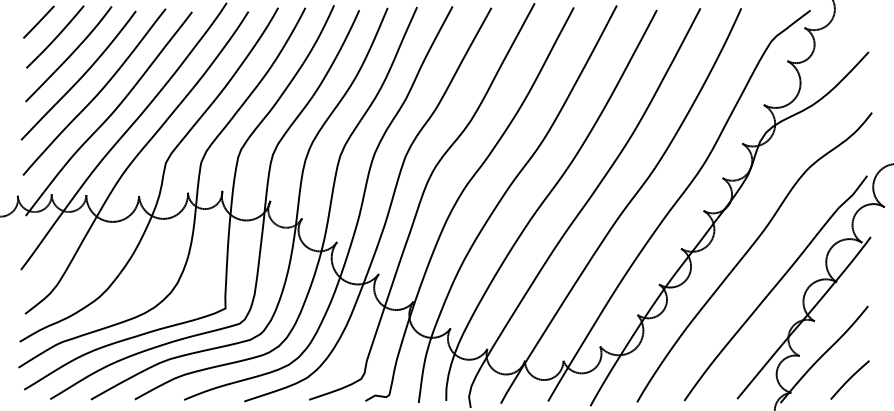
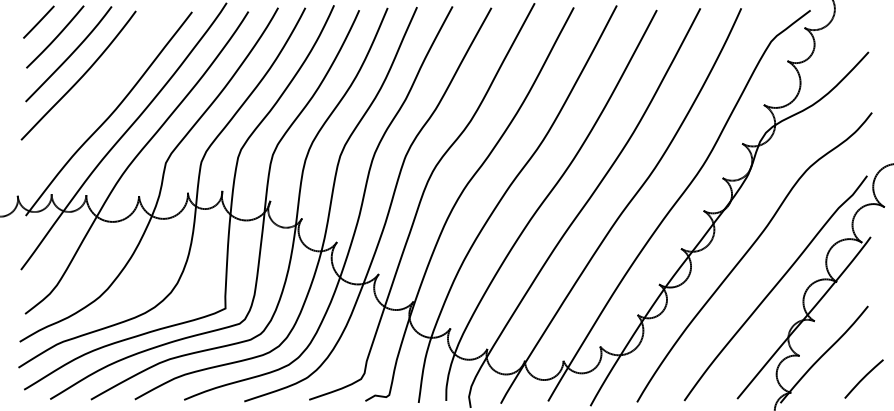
curve: present -> none (97, 93)
curve position: (849, 379) -> (863, 378) (863, 378)
